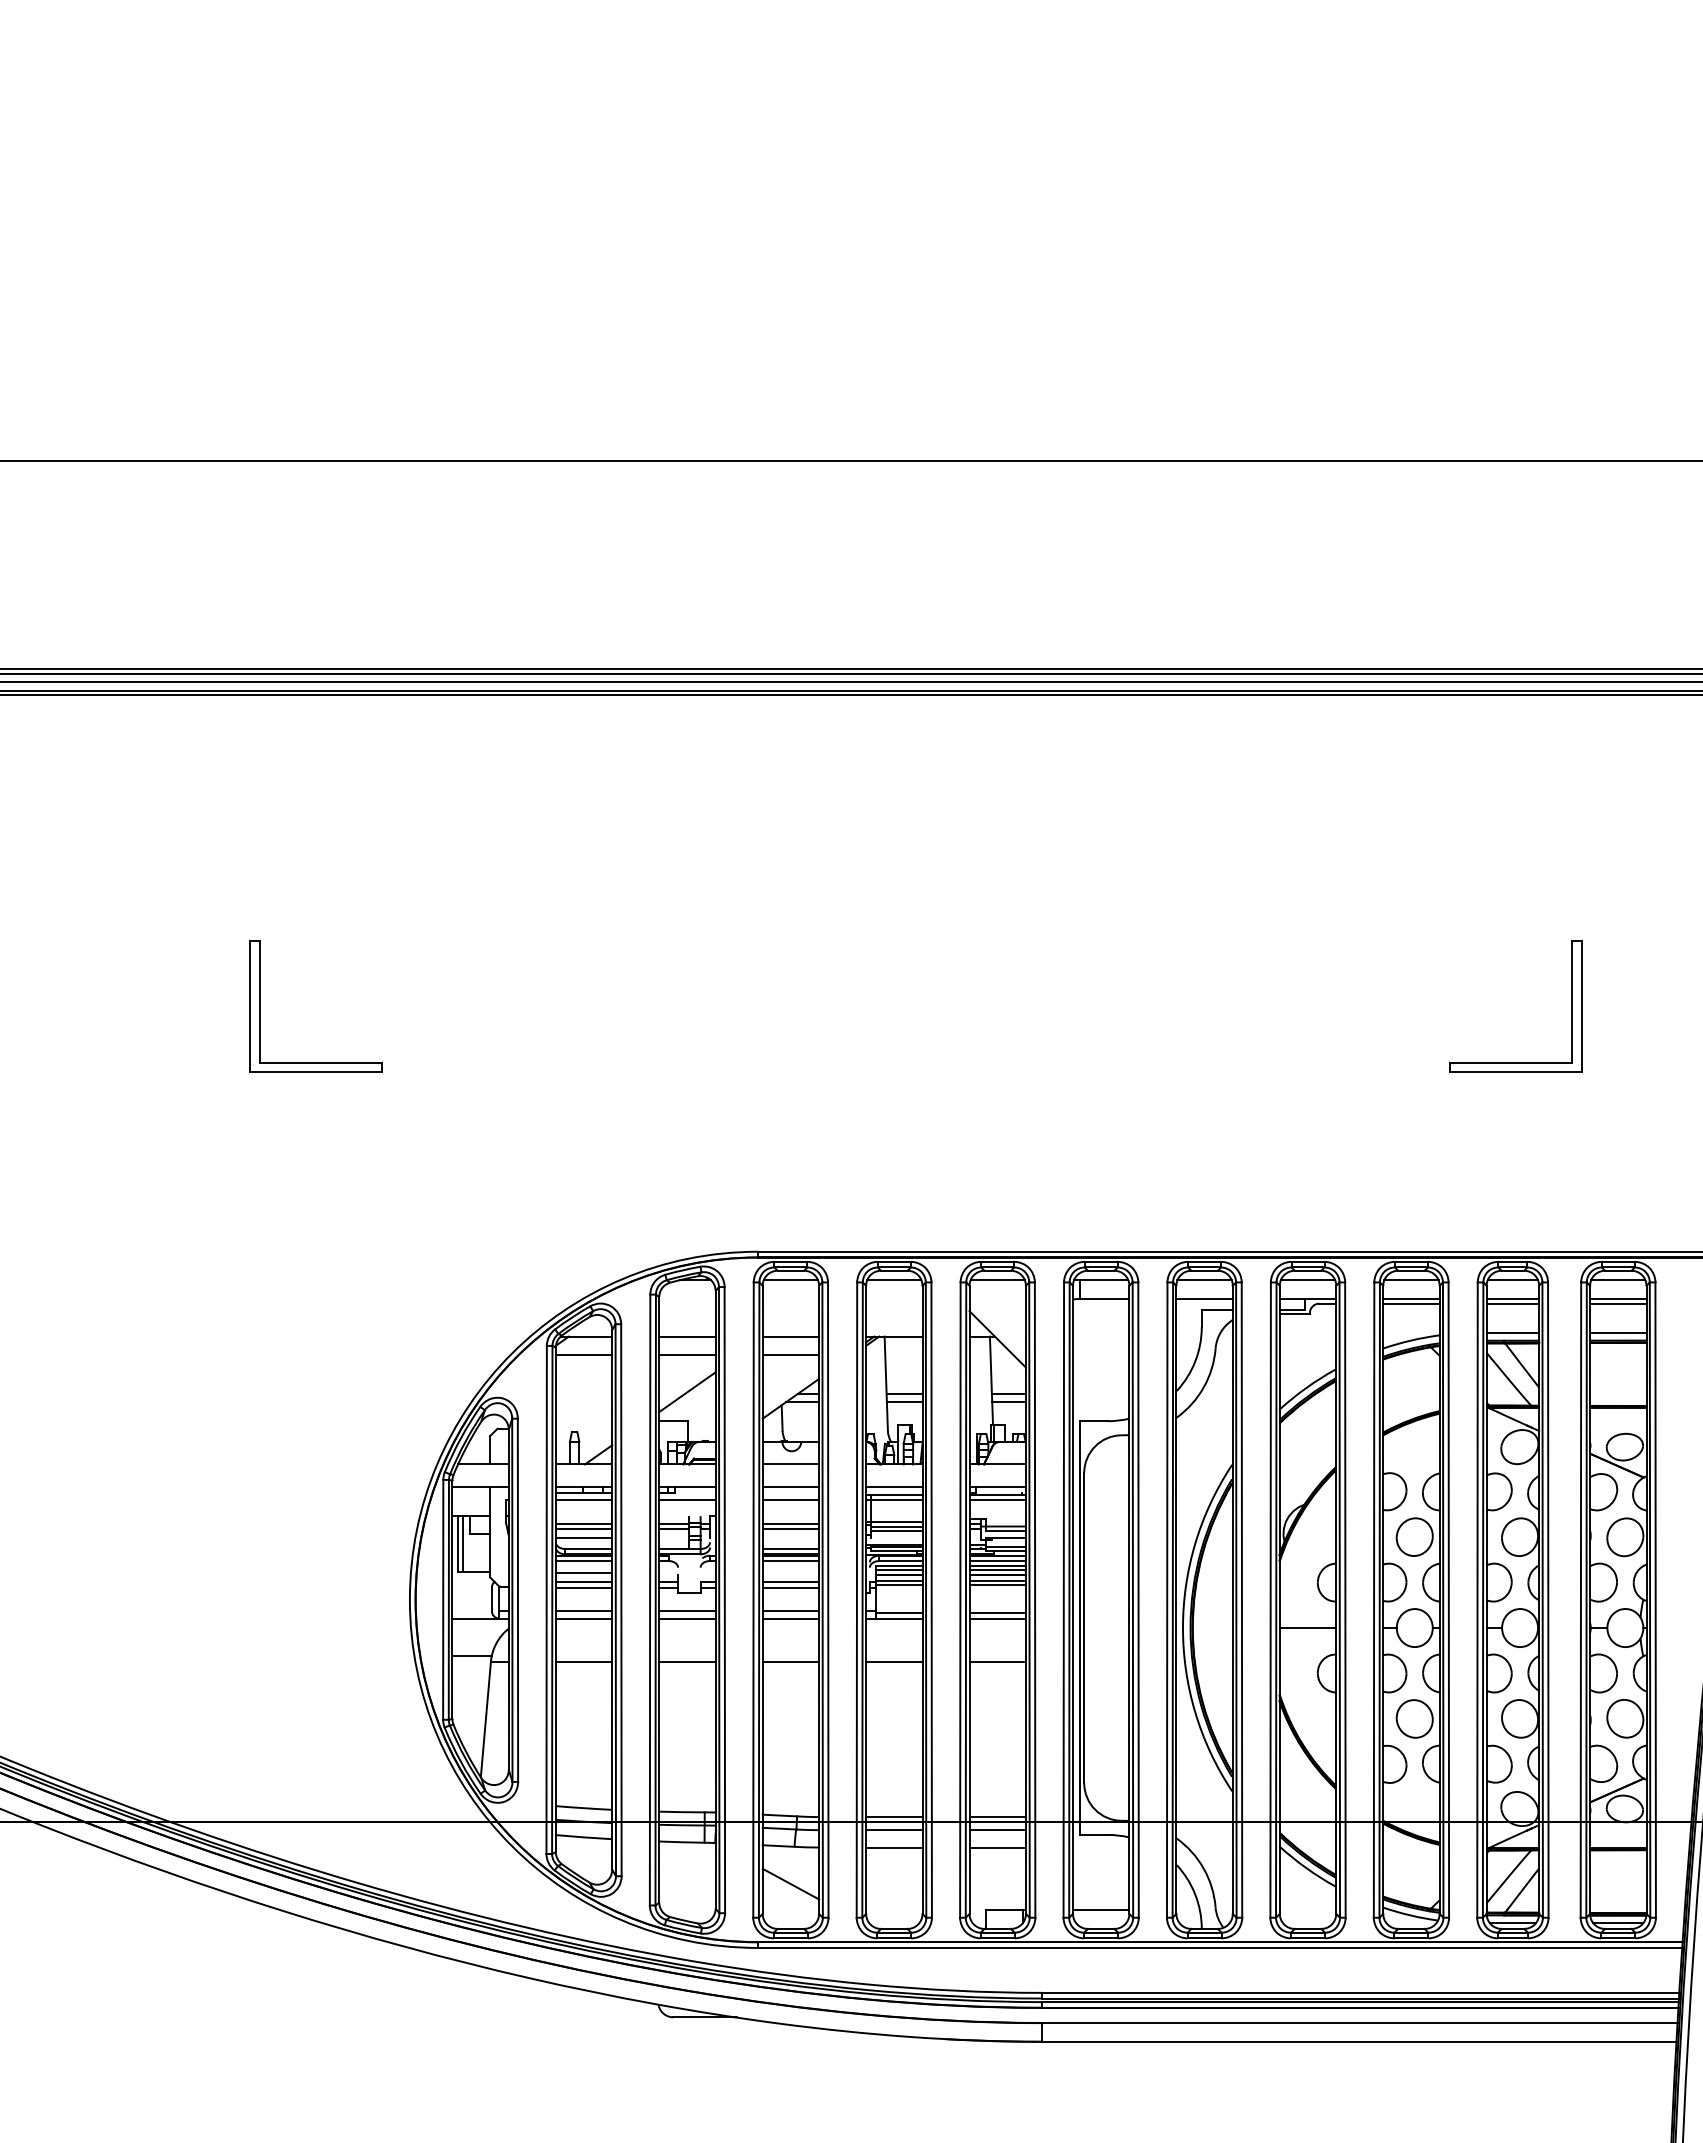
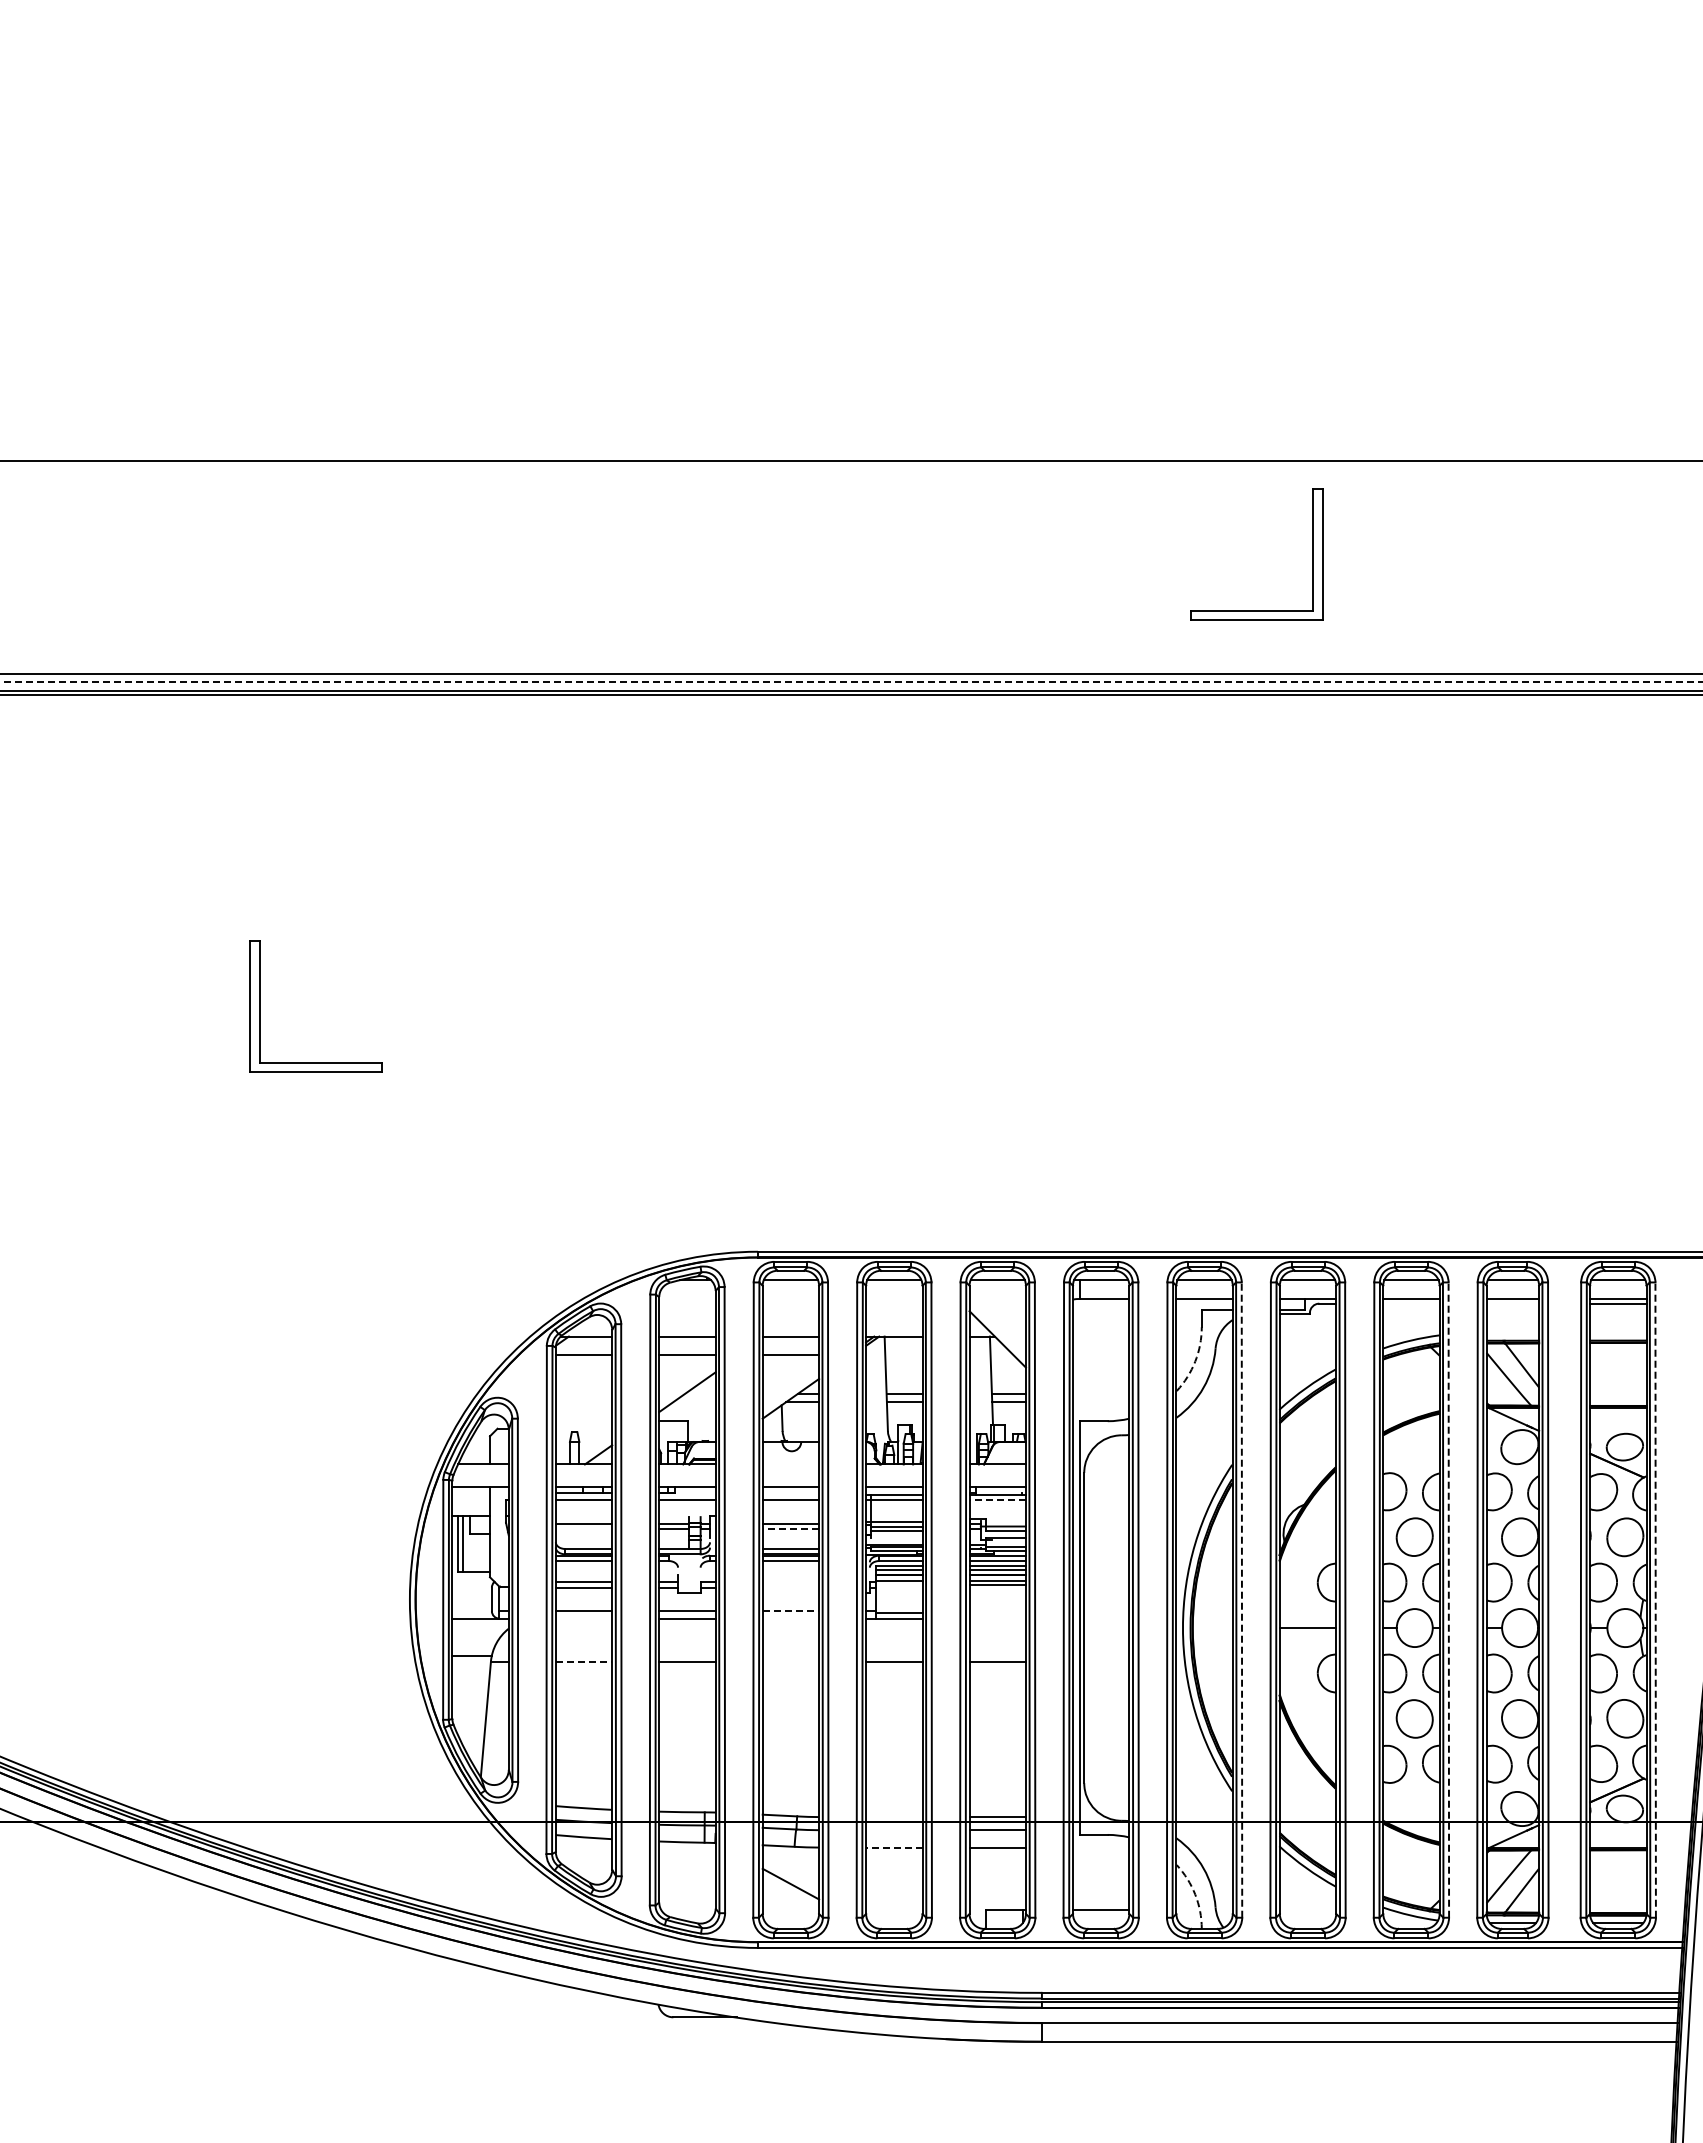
line: present -> none (850, 669)
line: solid -> dashed (851, 682)
part position: (1571, 1006) -> (1312, 554) (1312, 554)
line: present -> none (1411, 1303)
line: present -> none (1512, 1303)
line: present -> none (1512, 1332)
line: present -> none (1618, 1332)
arc: solid -> dashed (1195, 1361)
line: present -> none (790, 1464)
line: solid -> dashed (997, 1500)
line: present -> none (583, 1529)
line: solid -> dashed (790, 1529)
line: present -> none (583, 1538)
line: present -> none (583, 1572)
line: present -> none (790, 1582)
line: present -> none (899, 1584)
line: present -> none (790, 1587)
line: solid -> dashed (1241, 1600)
line: solid -> dashed (1448, 1600)
line: solid -> dashed (1655, 1600)
line: solid -> dashed (791, 1611)
line: present -> none (997, 1613)
line: present -> none (583, 1618)
line: present -> none (790, 1618)
line: present -> none (997, 1618)
line: solid -> dashed (584, 1661)
line: present -> none (790, 1661)
line: present -> none (894, 1817)
line: present -> none (894, 1830)
line: solid -> dashed (893, 1847)
arc: solid -> dashed (1195, 1894)
